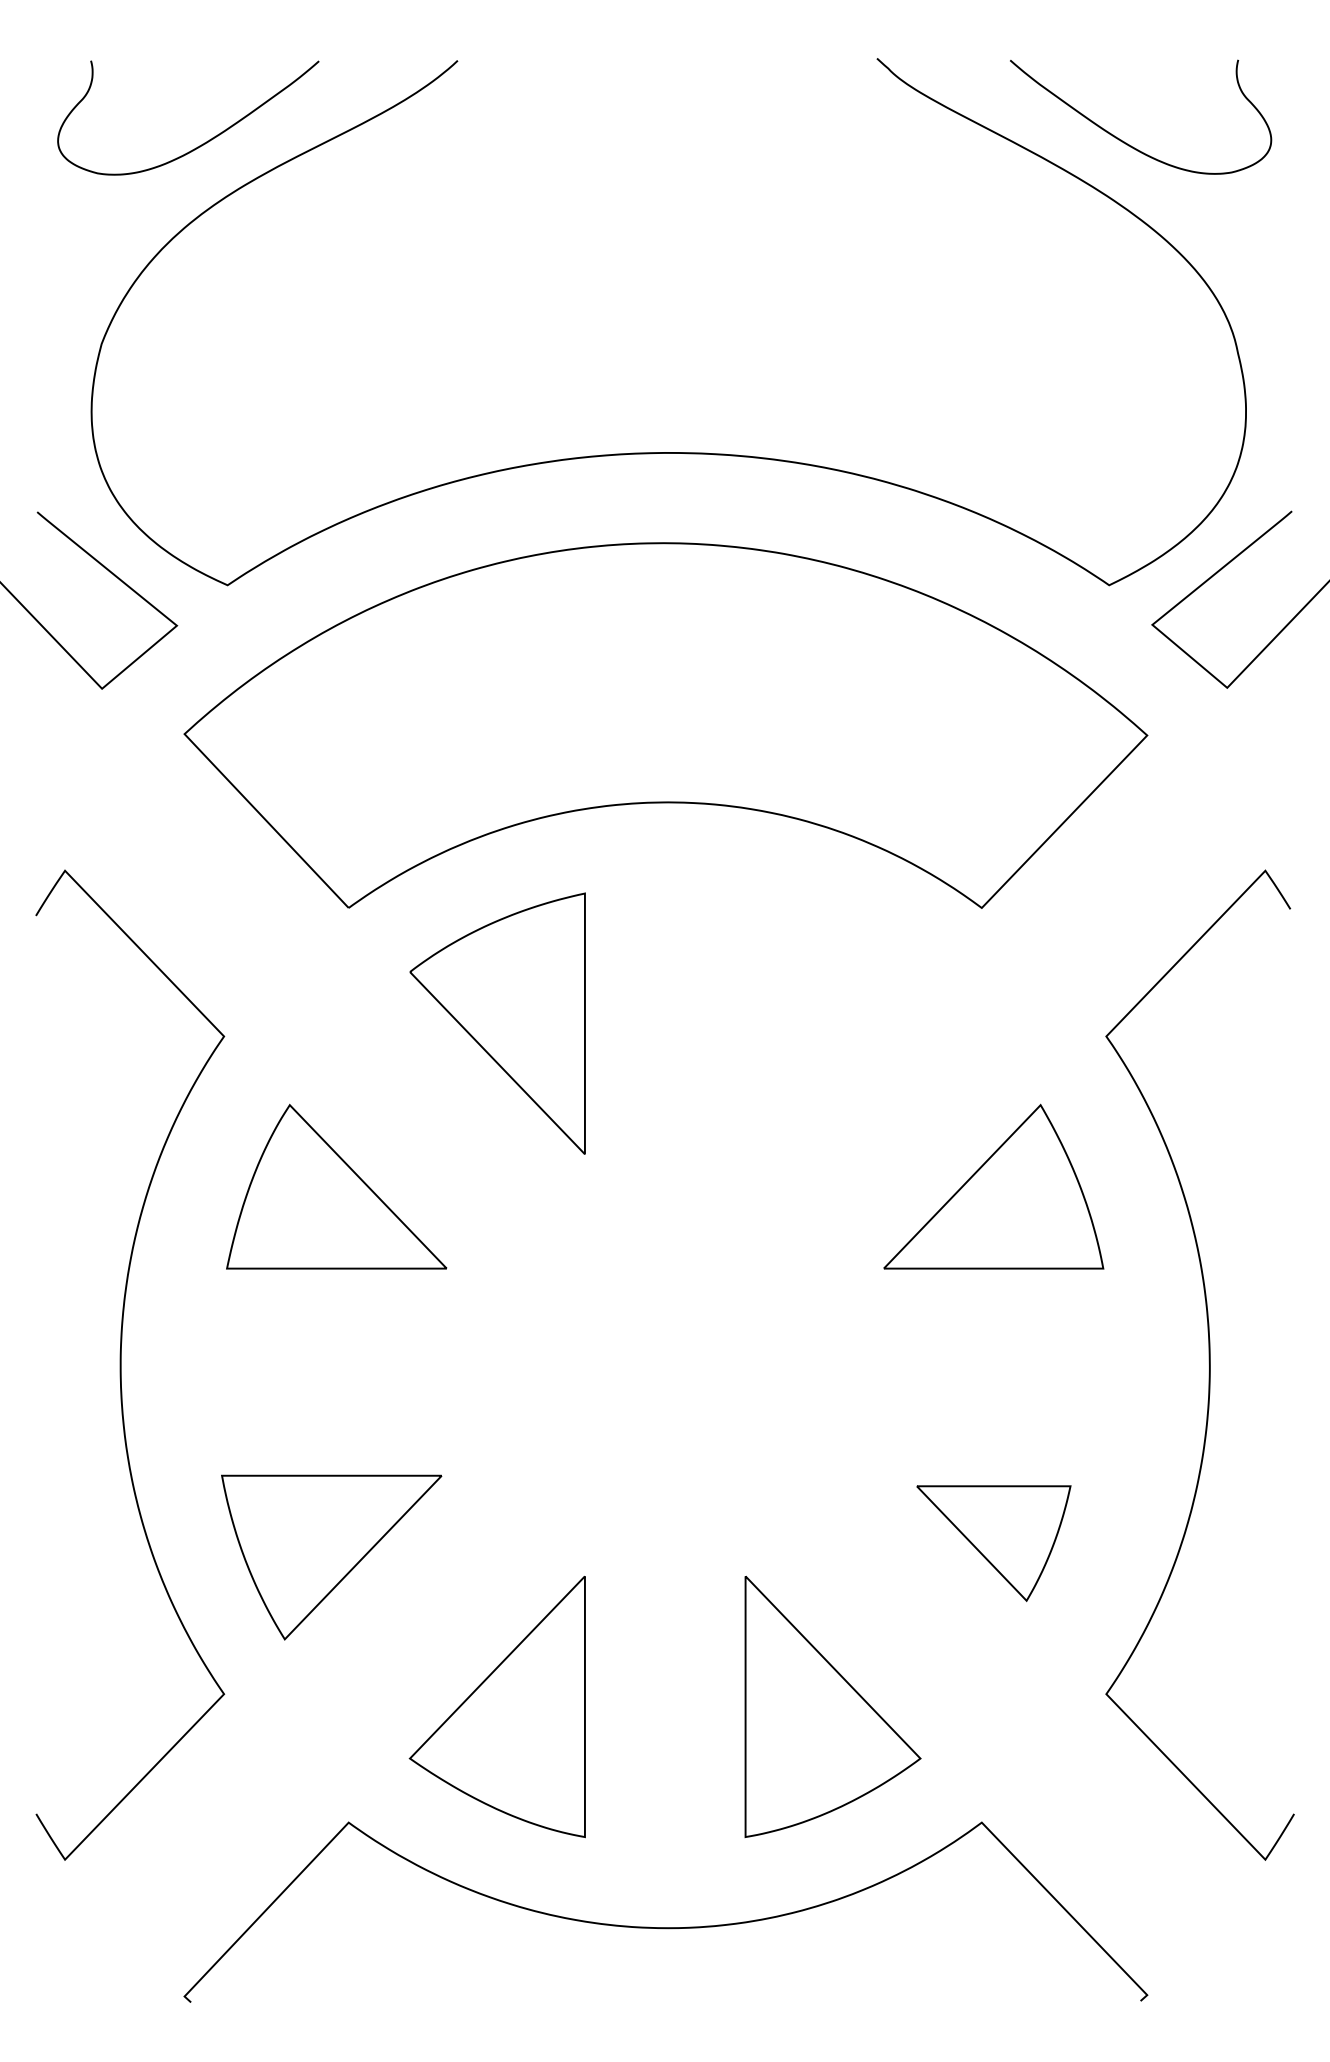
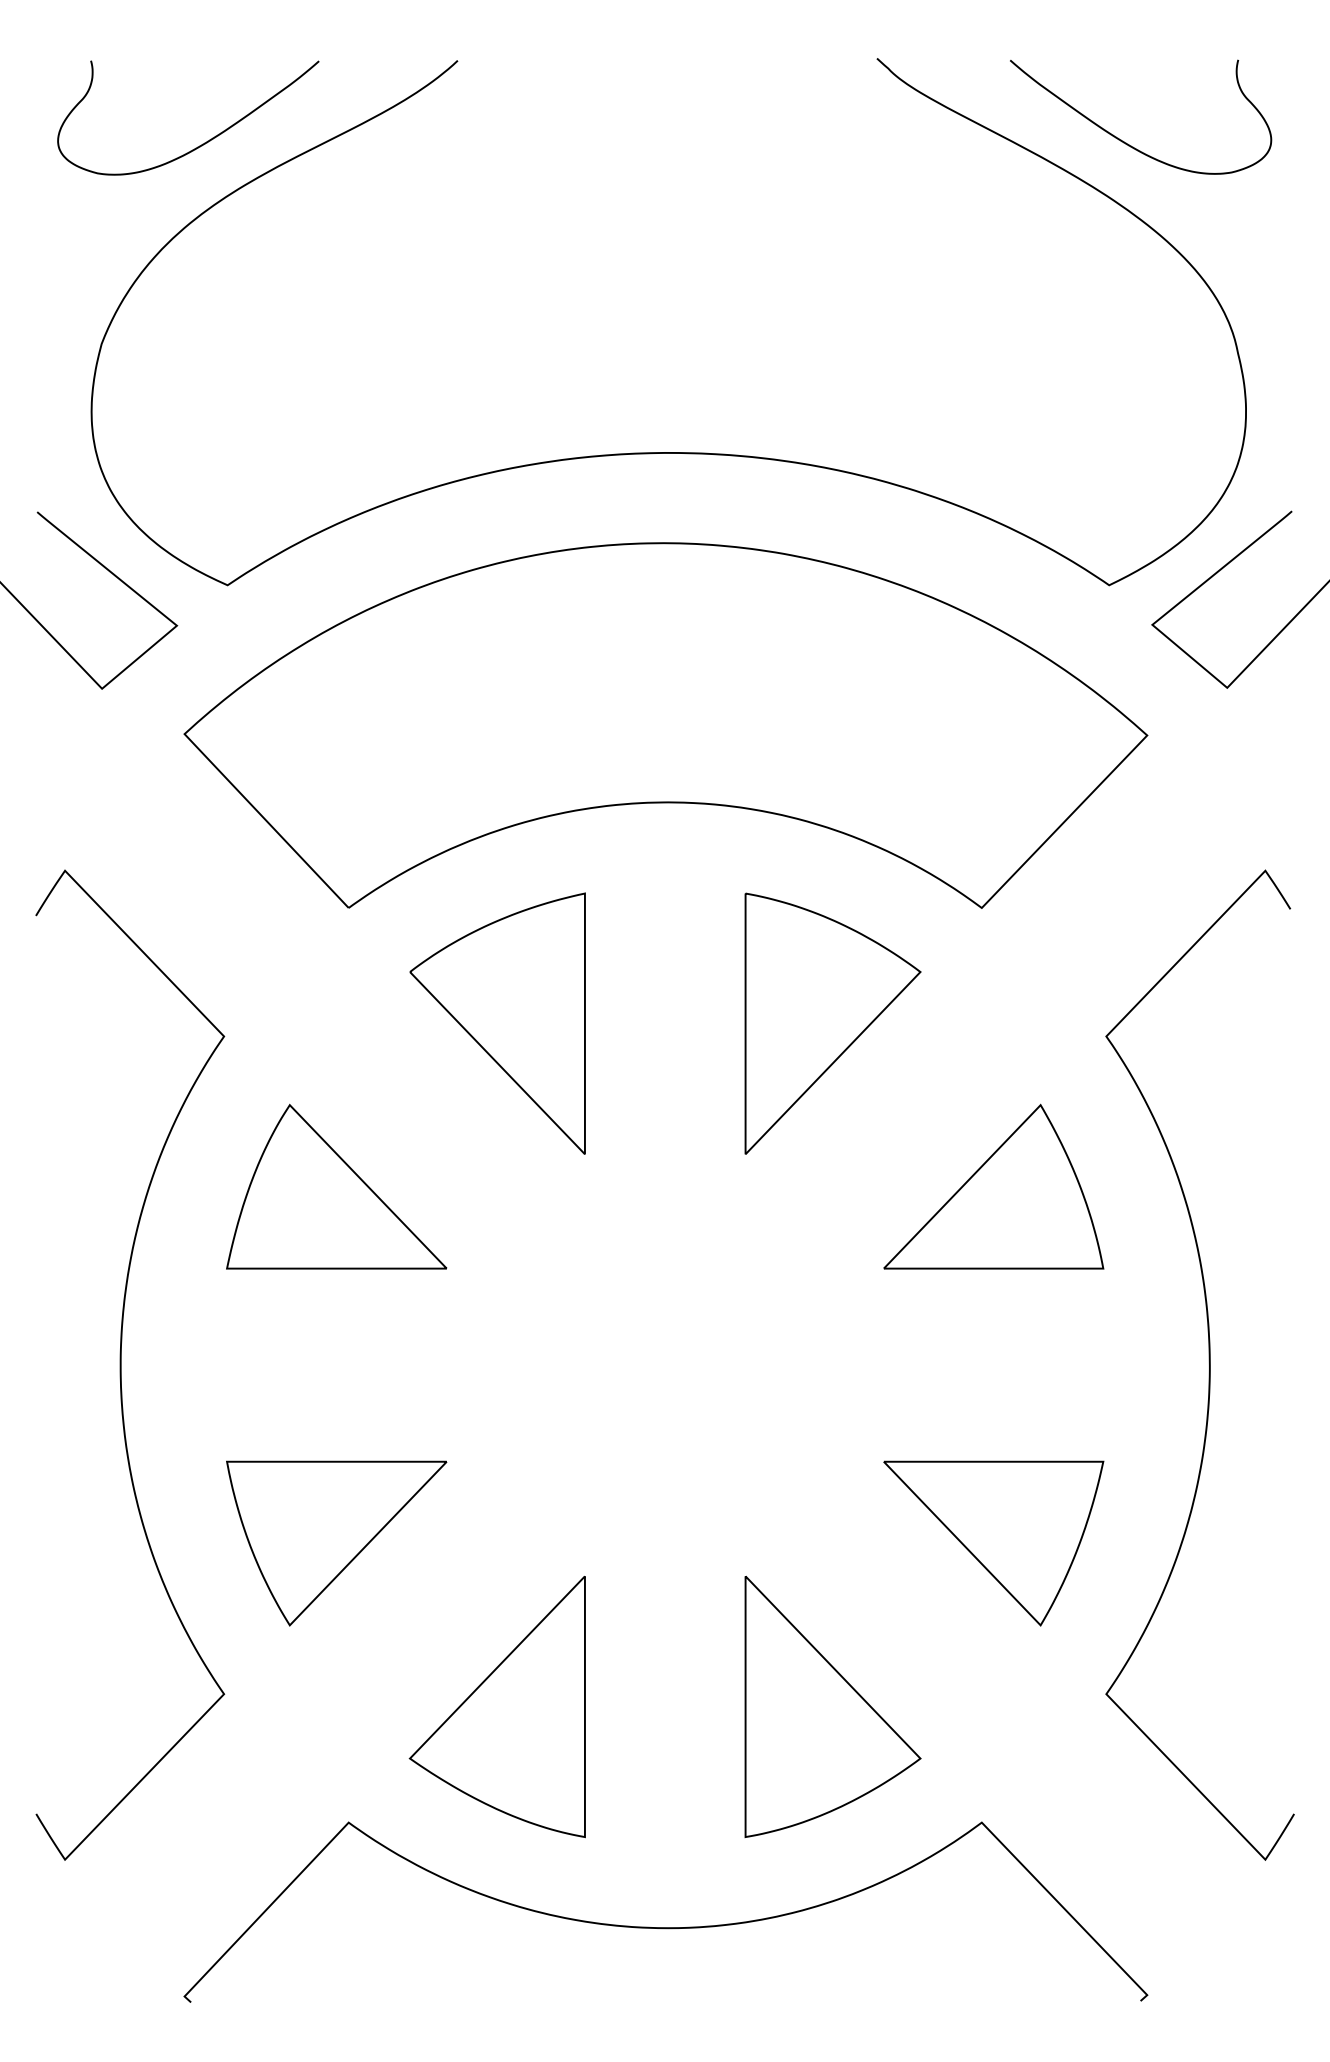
part: none -> present (832, 1023)
part size: 156x117 px -> 222x167 px (993, 1543)
part position: (331, 1557) -> (336, 1543) (336, 1543)
